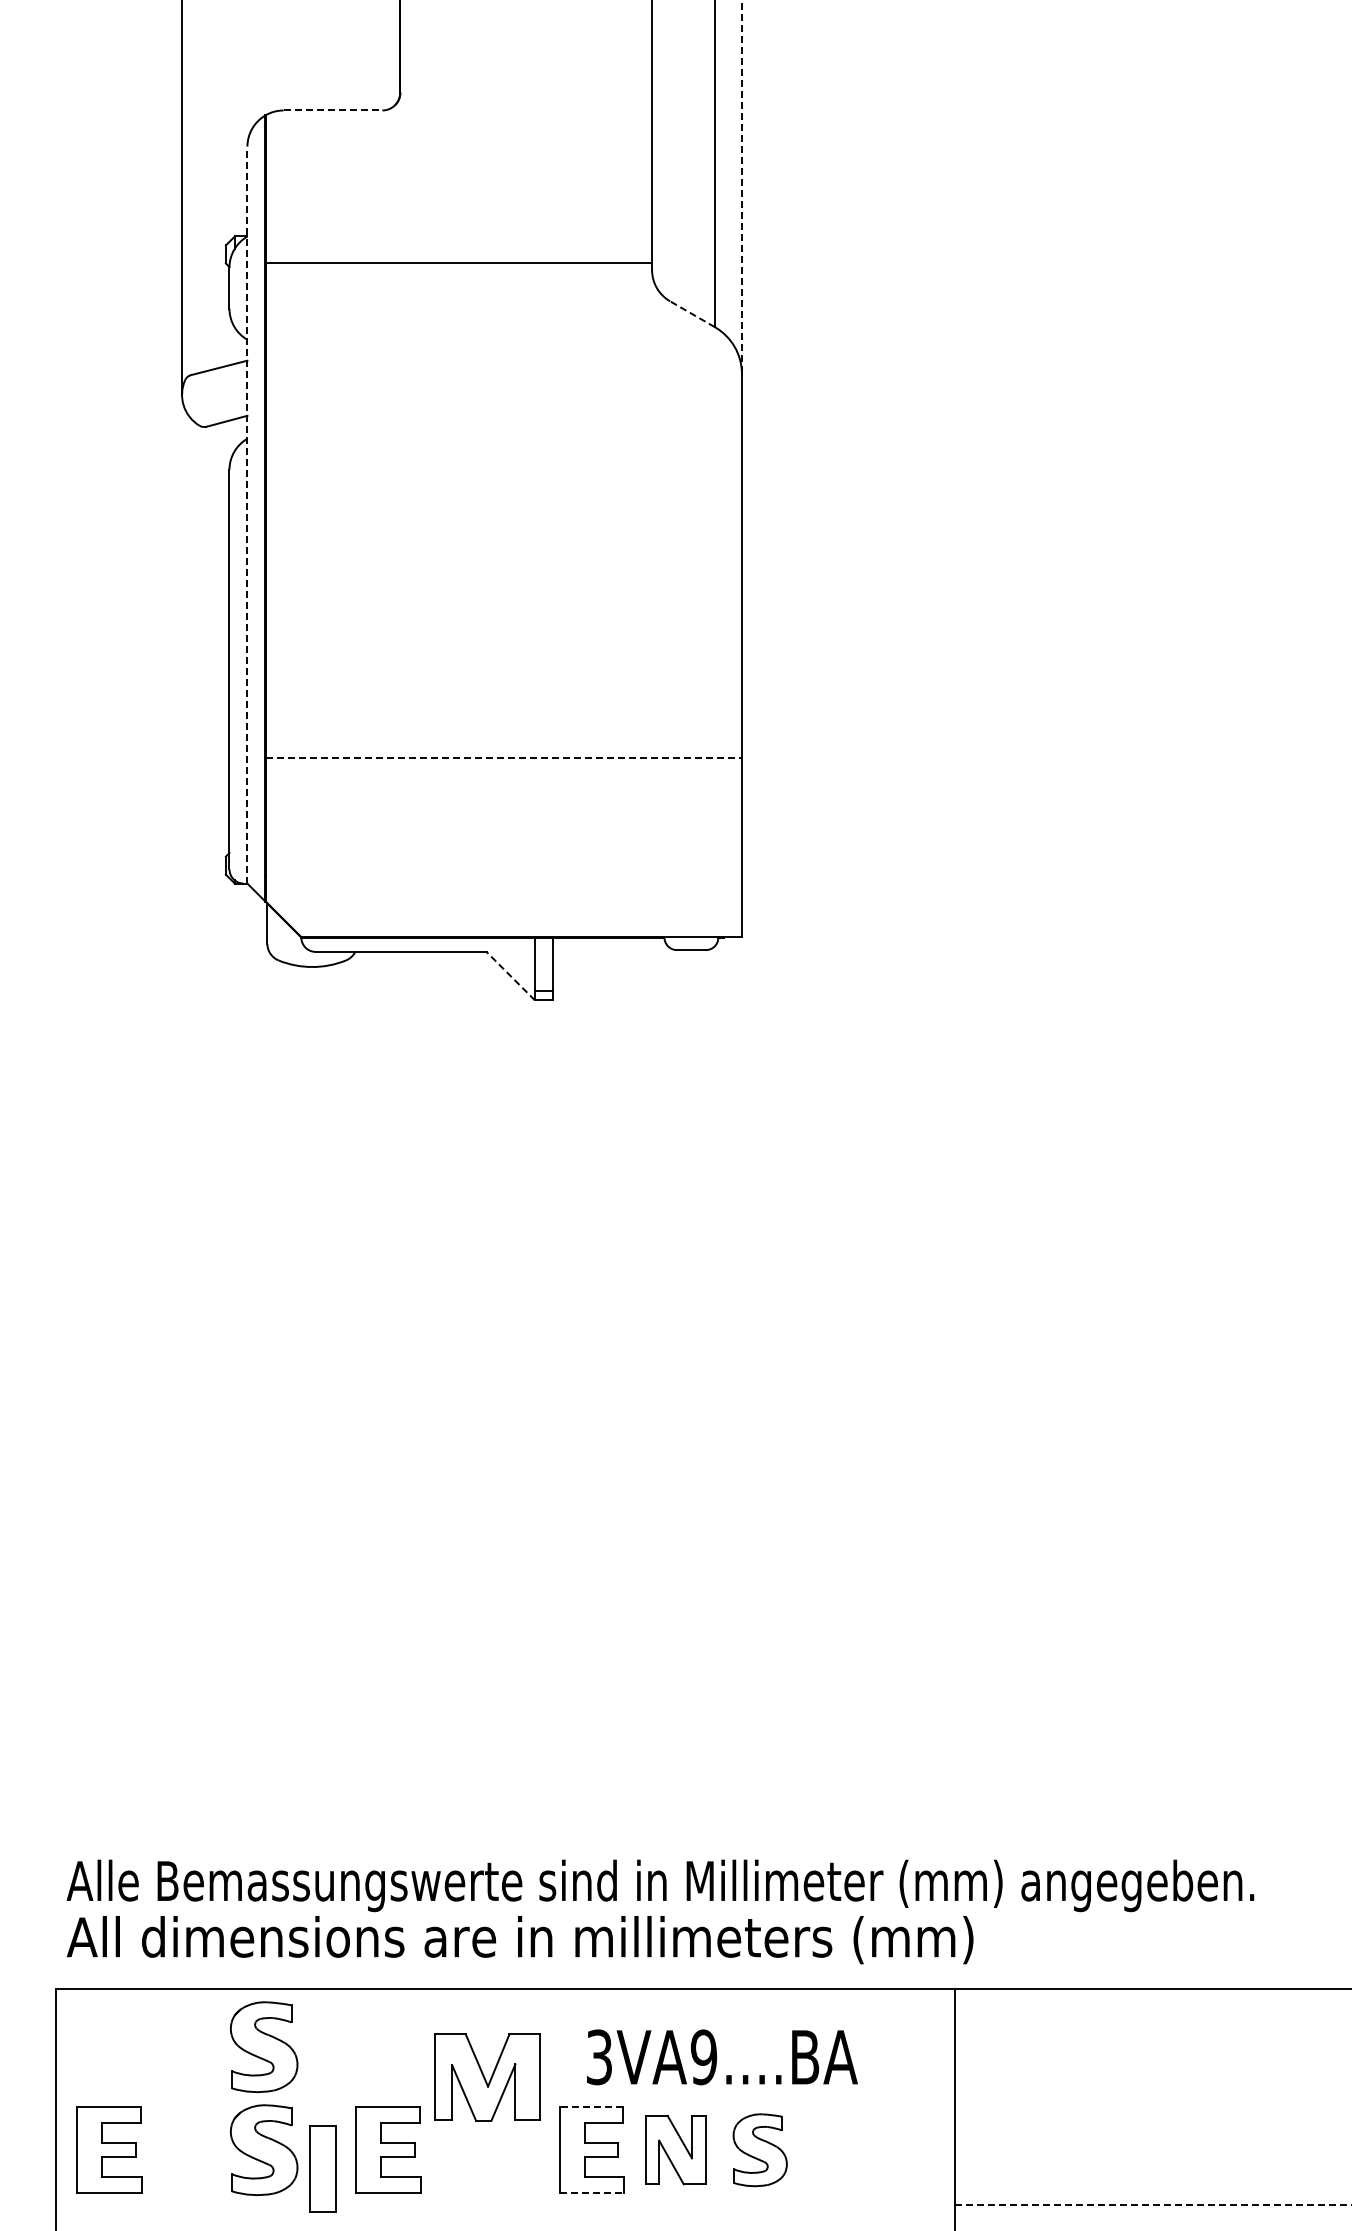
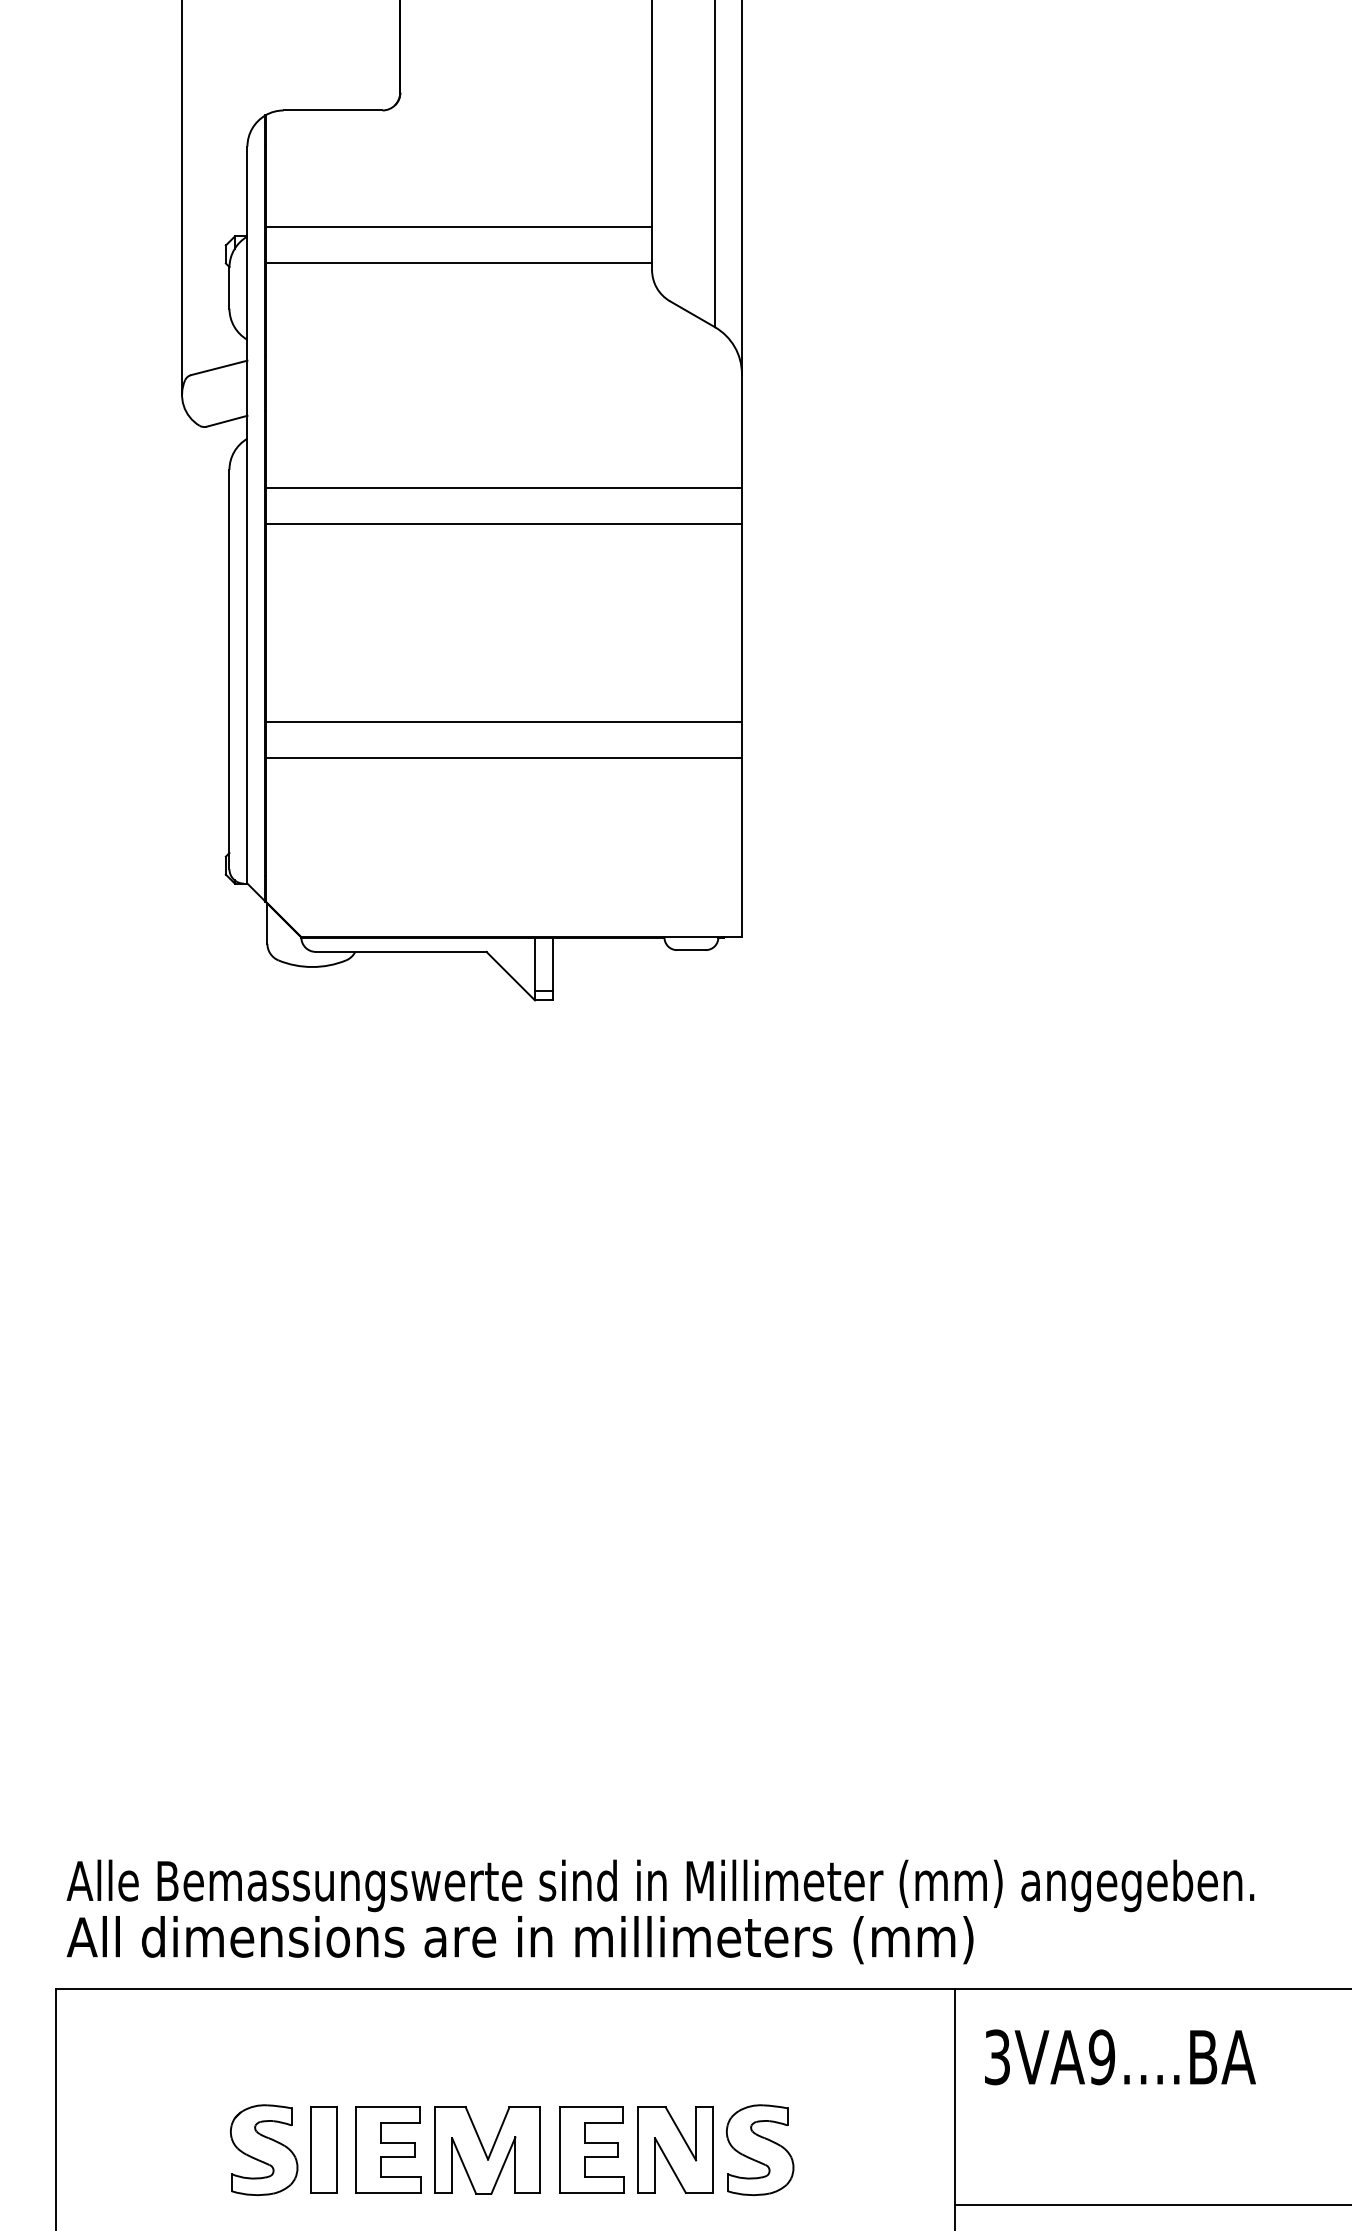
line: dashed -> solid (333, 110)
line: dashed -> solid (741, 187)
line: none -> present (458, 227)
line: dashed -> solid (692, 314)
line: none -> present (503, 487)
line: dashed -> solid (247, 514)
line: none -> present (503, 523)
line: none -> present (503, 721)
line: dashed -> solid (504, 757)
line: dashed -> solid (510, 975)
part: present -> none (264, 2047)
text position: (722, 2057) -> (1120, 2057) (1120, 2057)
part position: (487, 2077) -> (487, 2150) (487, 2150)
line: dashed -> solid (591, 2107)
part: present -> none (109, 2149)
part size: 62x71 px -> 77x88 px (675, 2149)
part size: 56x75 px -> 69x93 px (760, 2150)
part position: (322, 2168) -> (323, 2149) (323, 2149)
line: dashed -> solid (592, 2192)
line: dashed -> solid (1153, 2204)
